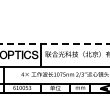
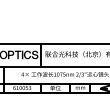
line: dashed -> solid (54, 44)
